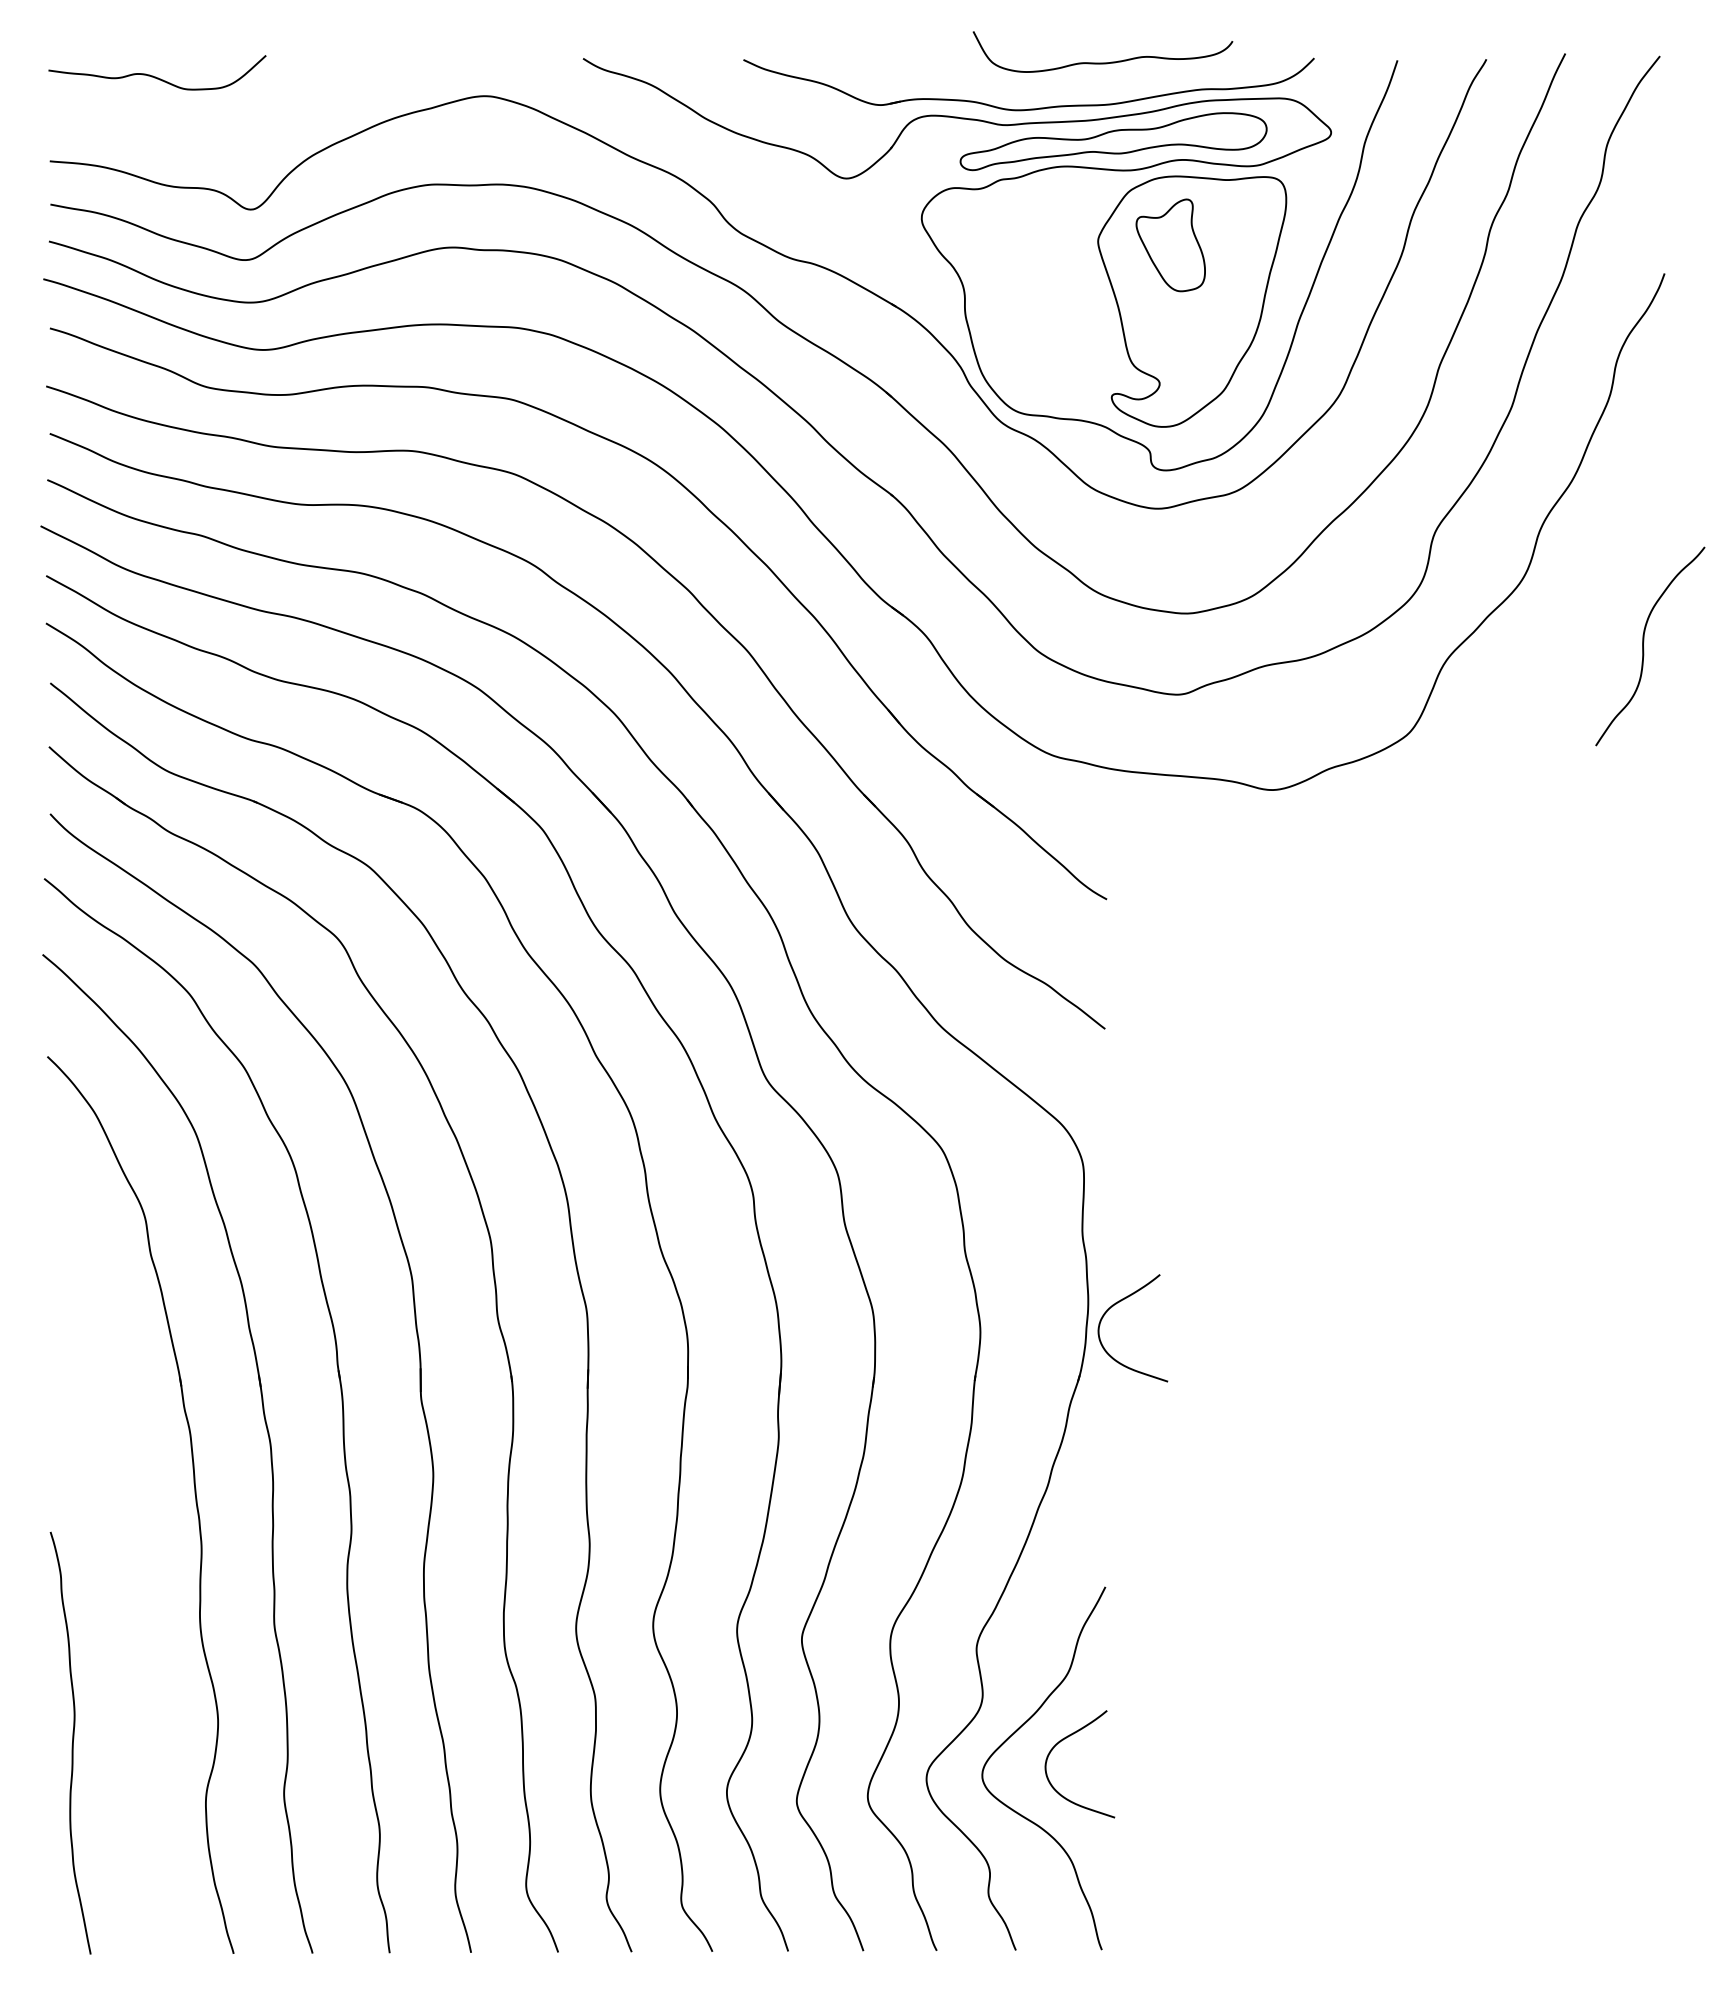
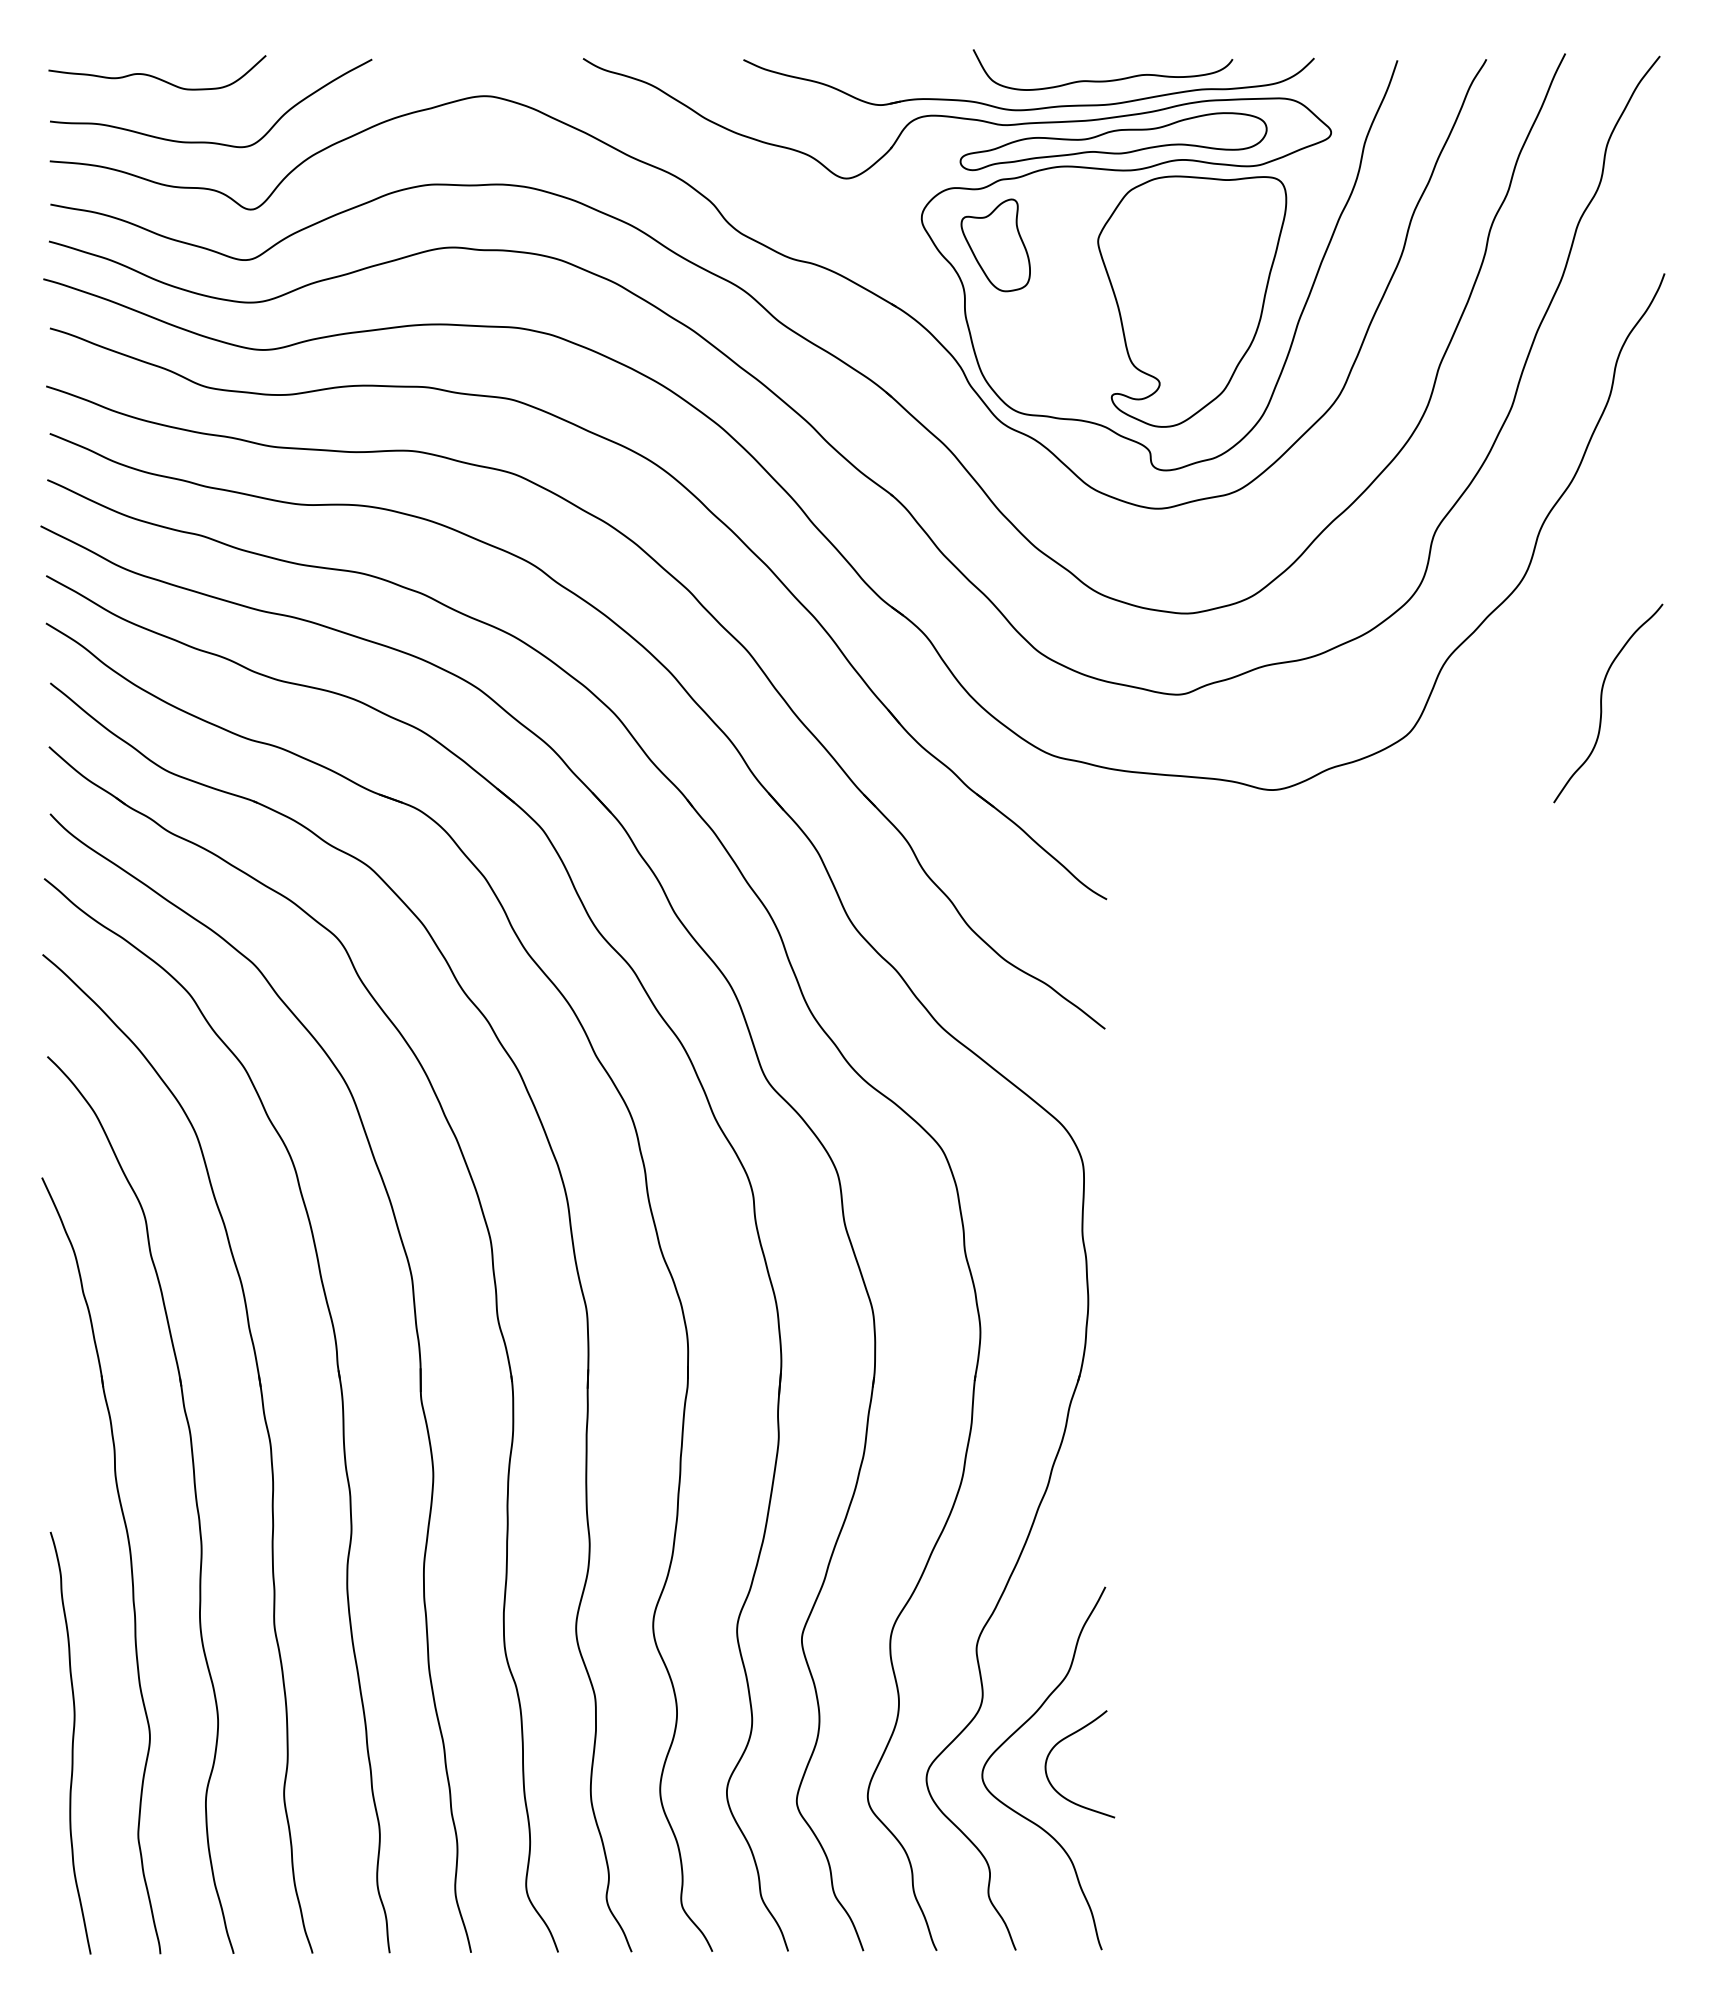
curve position: (1102, 62) -> (1102, 80) (1102, 80)
curve: none -> present (209, 141)
part position: (1170, 245) -> (995, 245) (995, 245)
curve position: (1644, 649) -> (1602, 706) (1602, 706)
curve: present -> none (1118, 1303)
part: none -> present (130, 1565)
